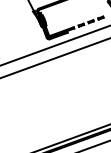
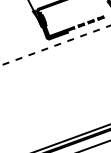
line: solid -> dashed (55, 45)
line: present -> none (54, 58)
